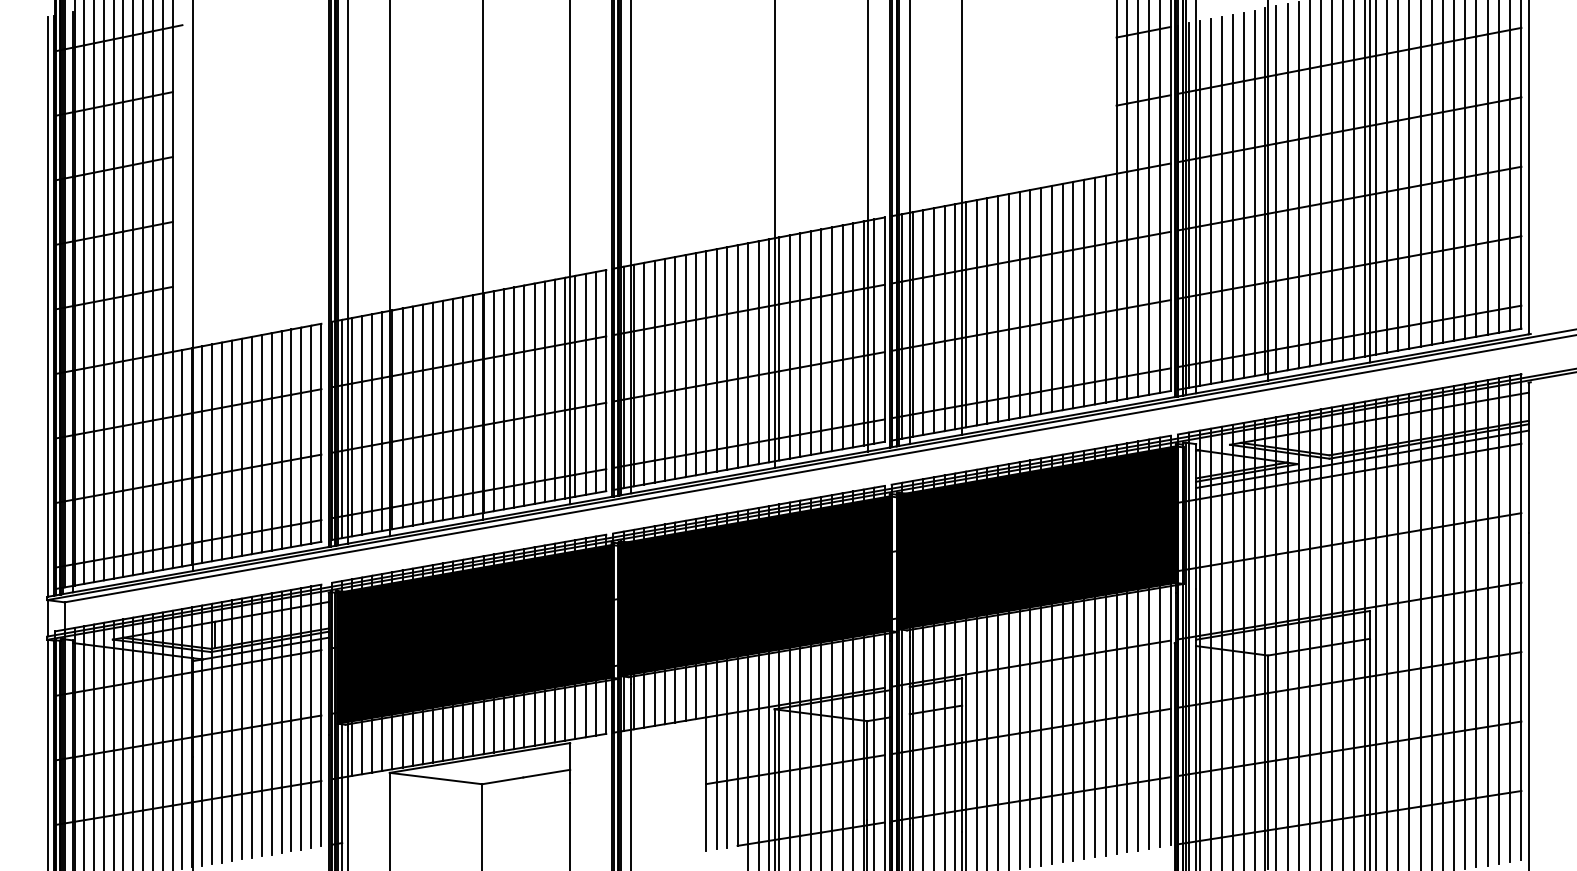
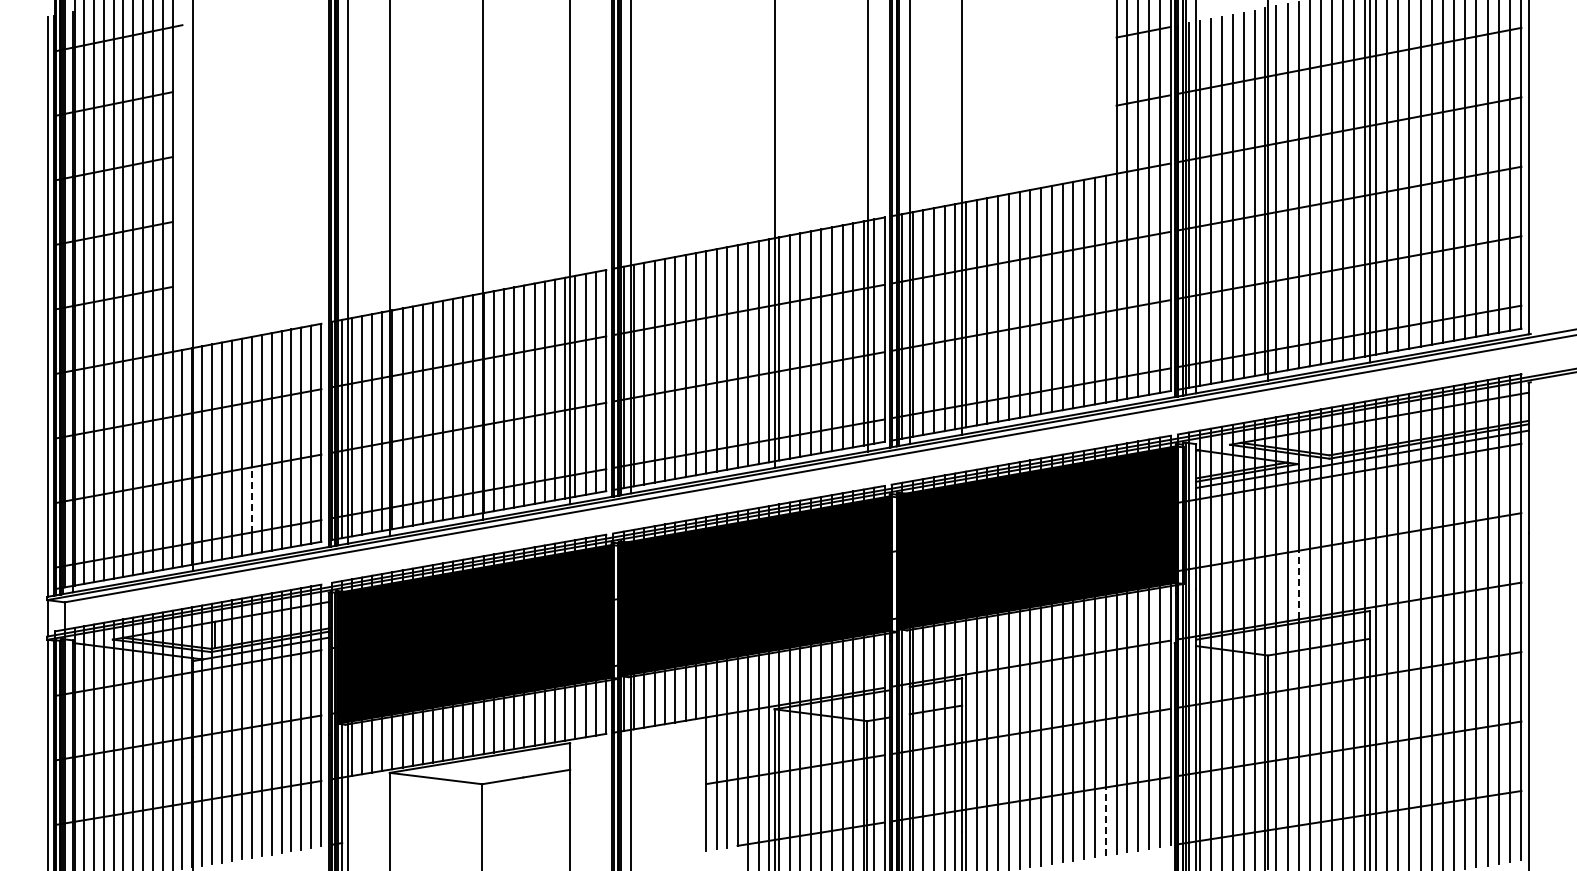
line: solid -> dashed (251, 499)
line: solid -> dashed (1298, 584)
line: solid -> dashed (1105, 821)
